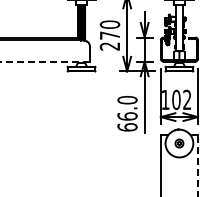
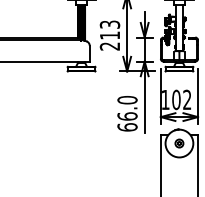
text: 270 -> 213 (109, 29)
line: dashed -> solid (44, 61)
line: dashed -> solid (198, 165)
